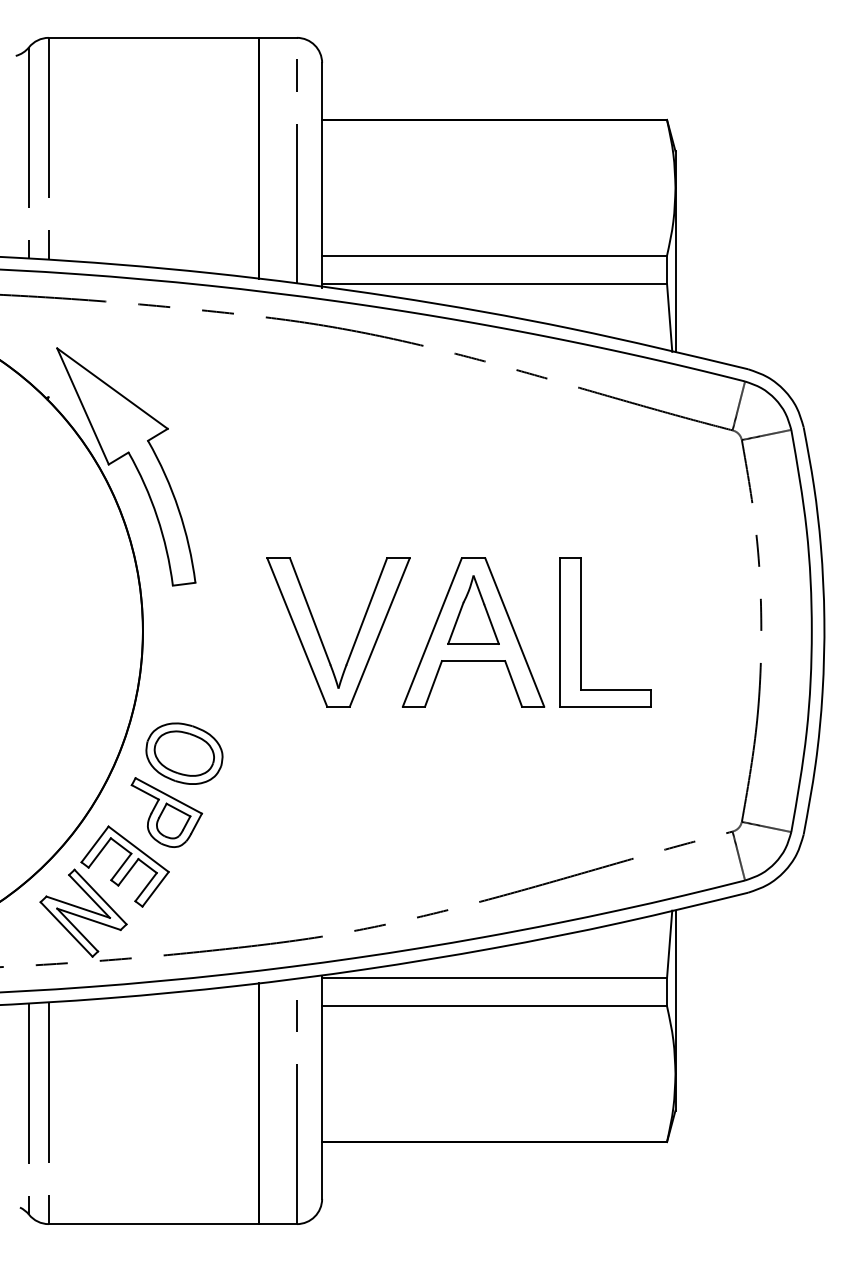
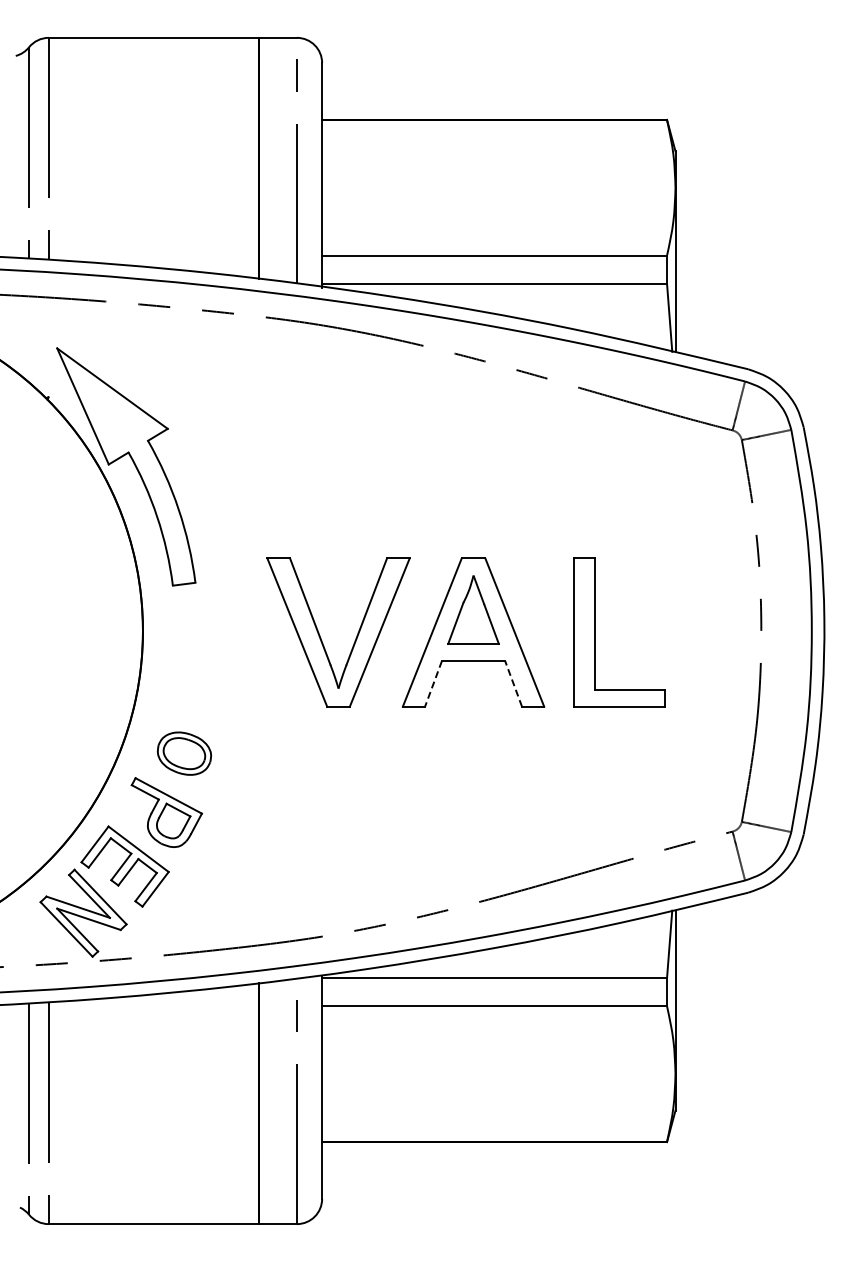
part position: (581, 632) -> (595, 632) (595, 632)
line: solid -> dashed (513, 683)
line: solid -> dashed (433, 684)
part size: 79x63 px -> 56x45 px (183, 753)
